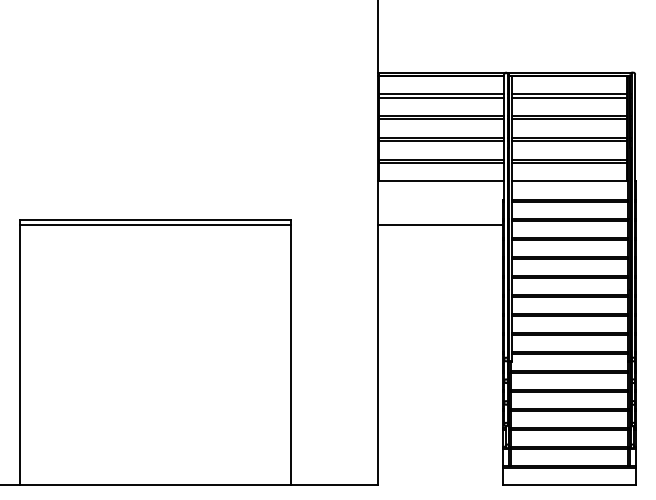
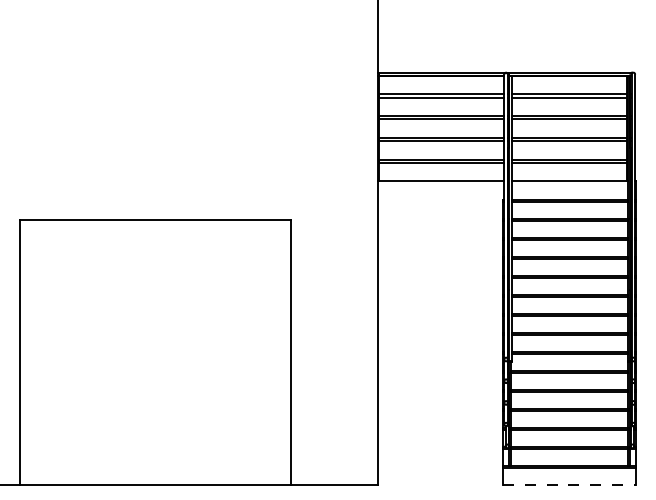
line: present -> none (155, 224)
line: present -> none (440, 224)
line: solid -> dashed (570, 485)
